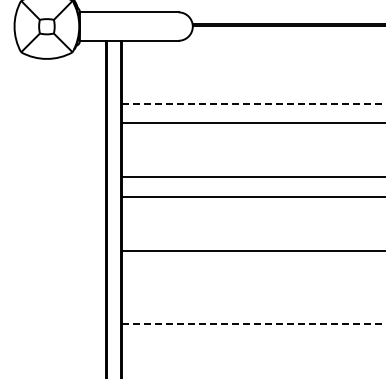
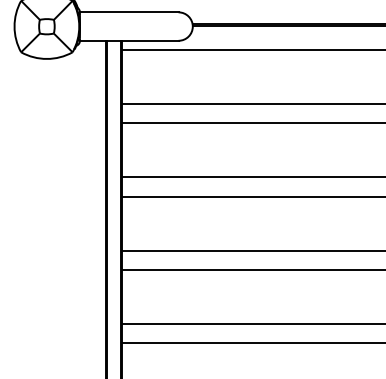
line: none -> present (251, 50)
line: dashed -> solid (253, 104)
line: none -> present (251, 270)
line: dashed -> solid (253, 324)
line: none -> present (251, 343)
